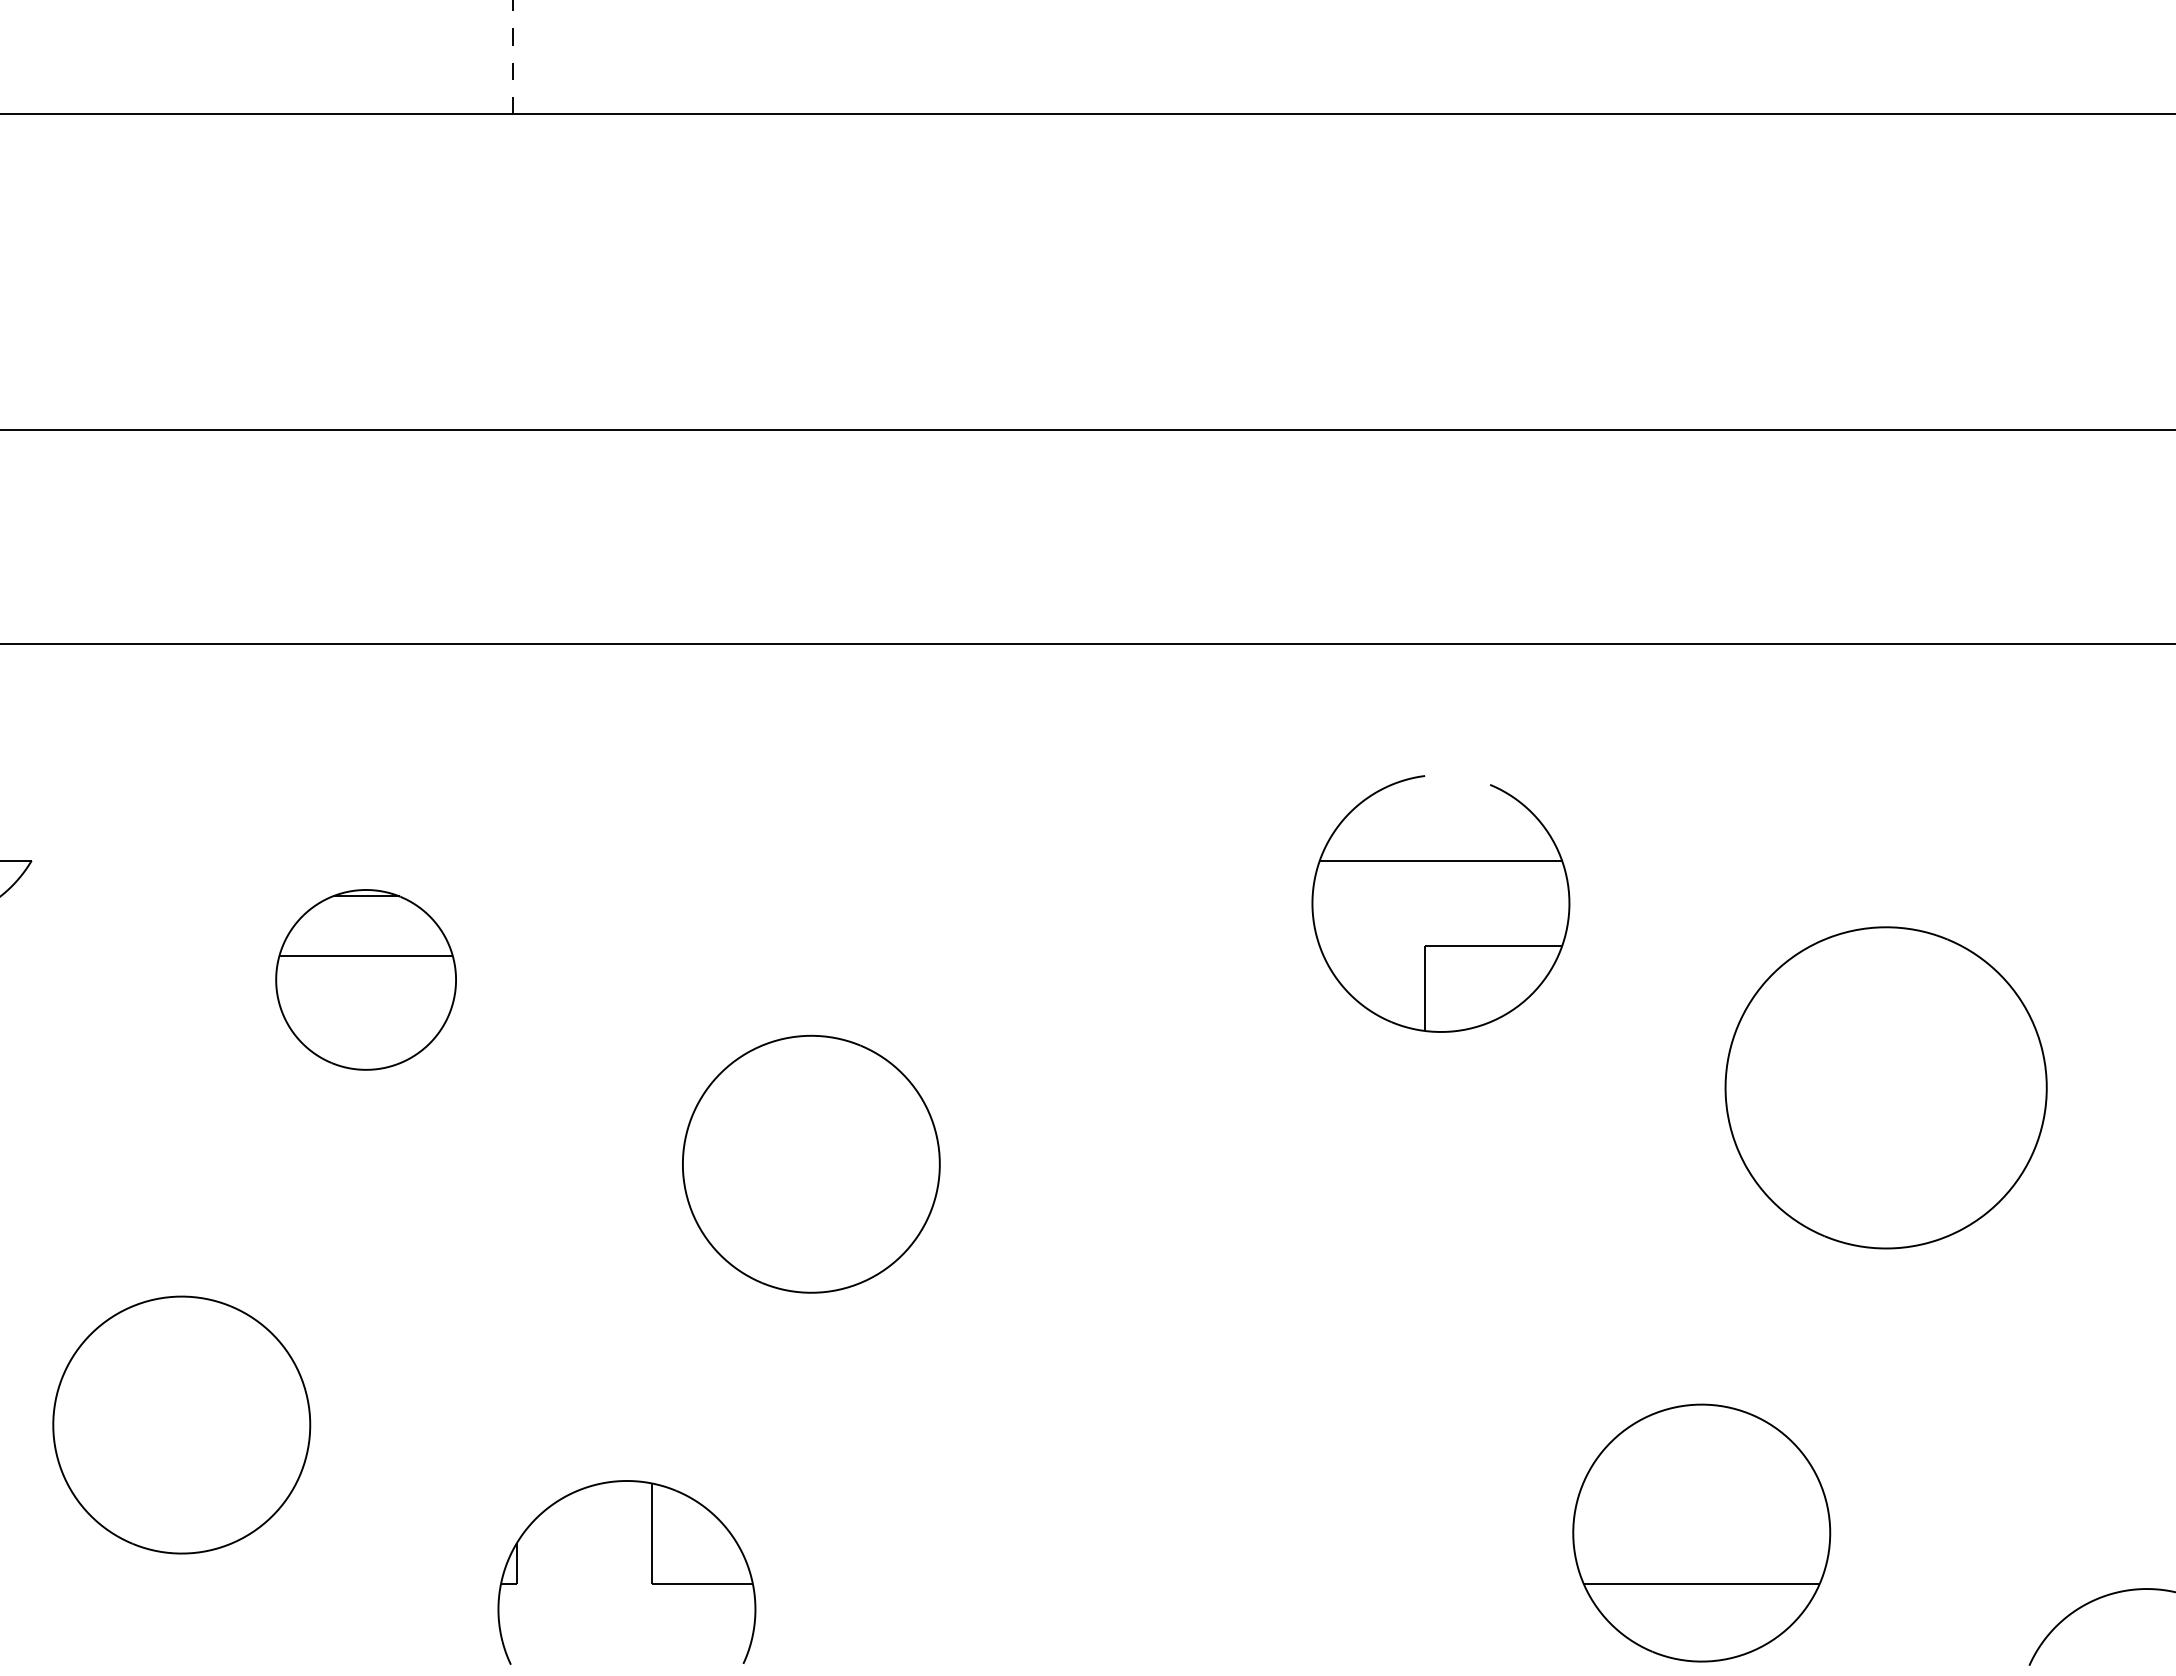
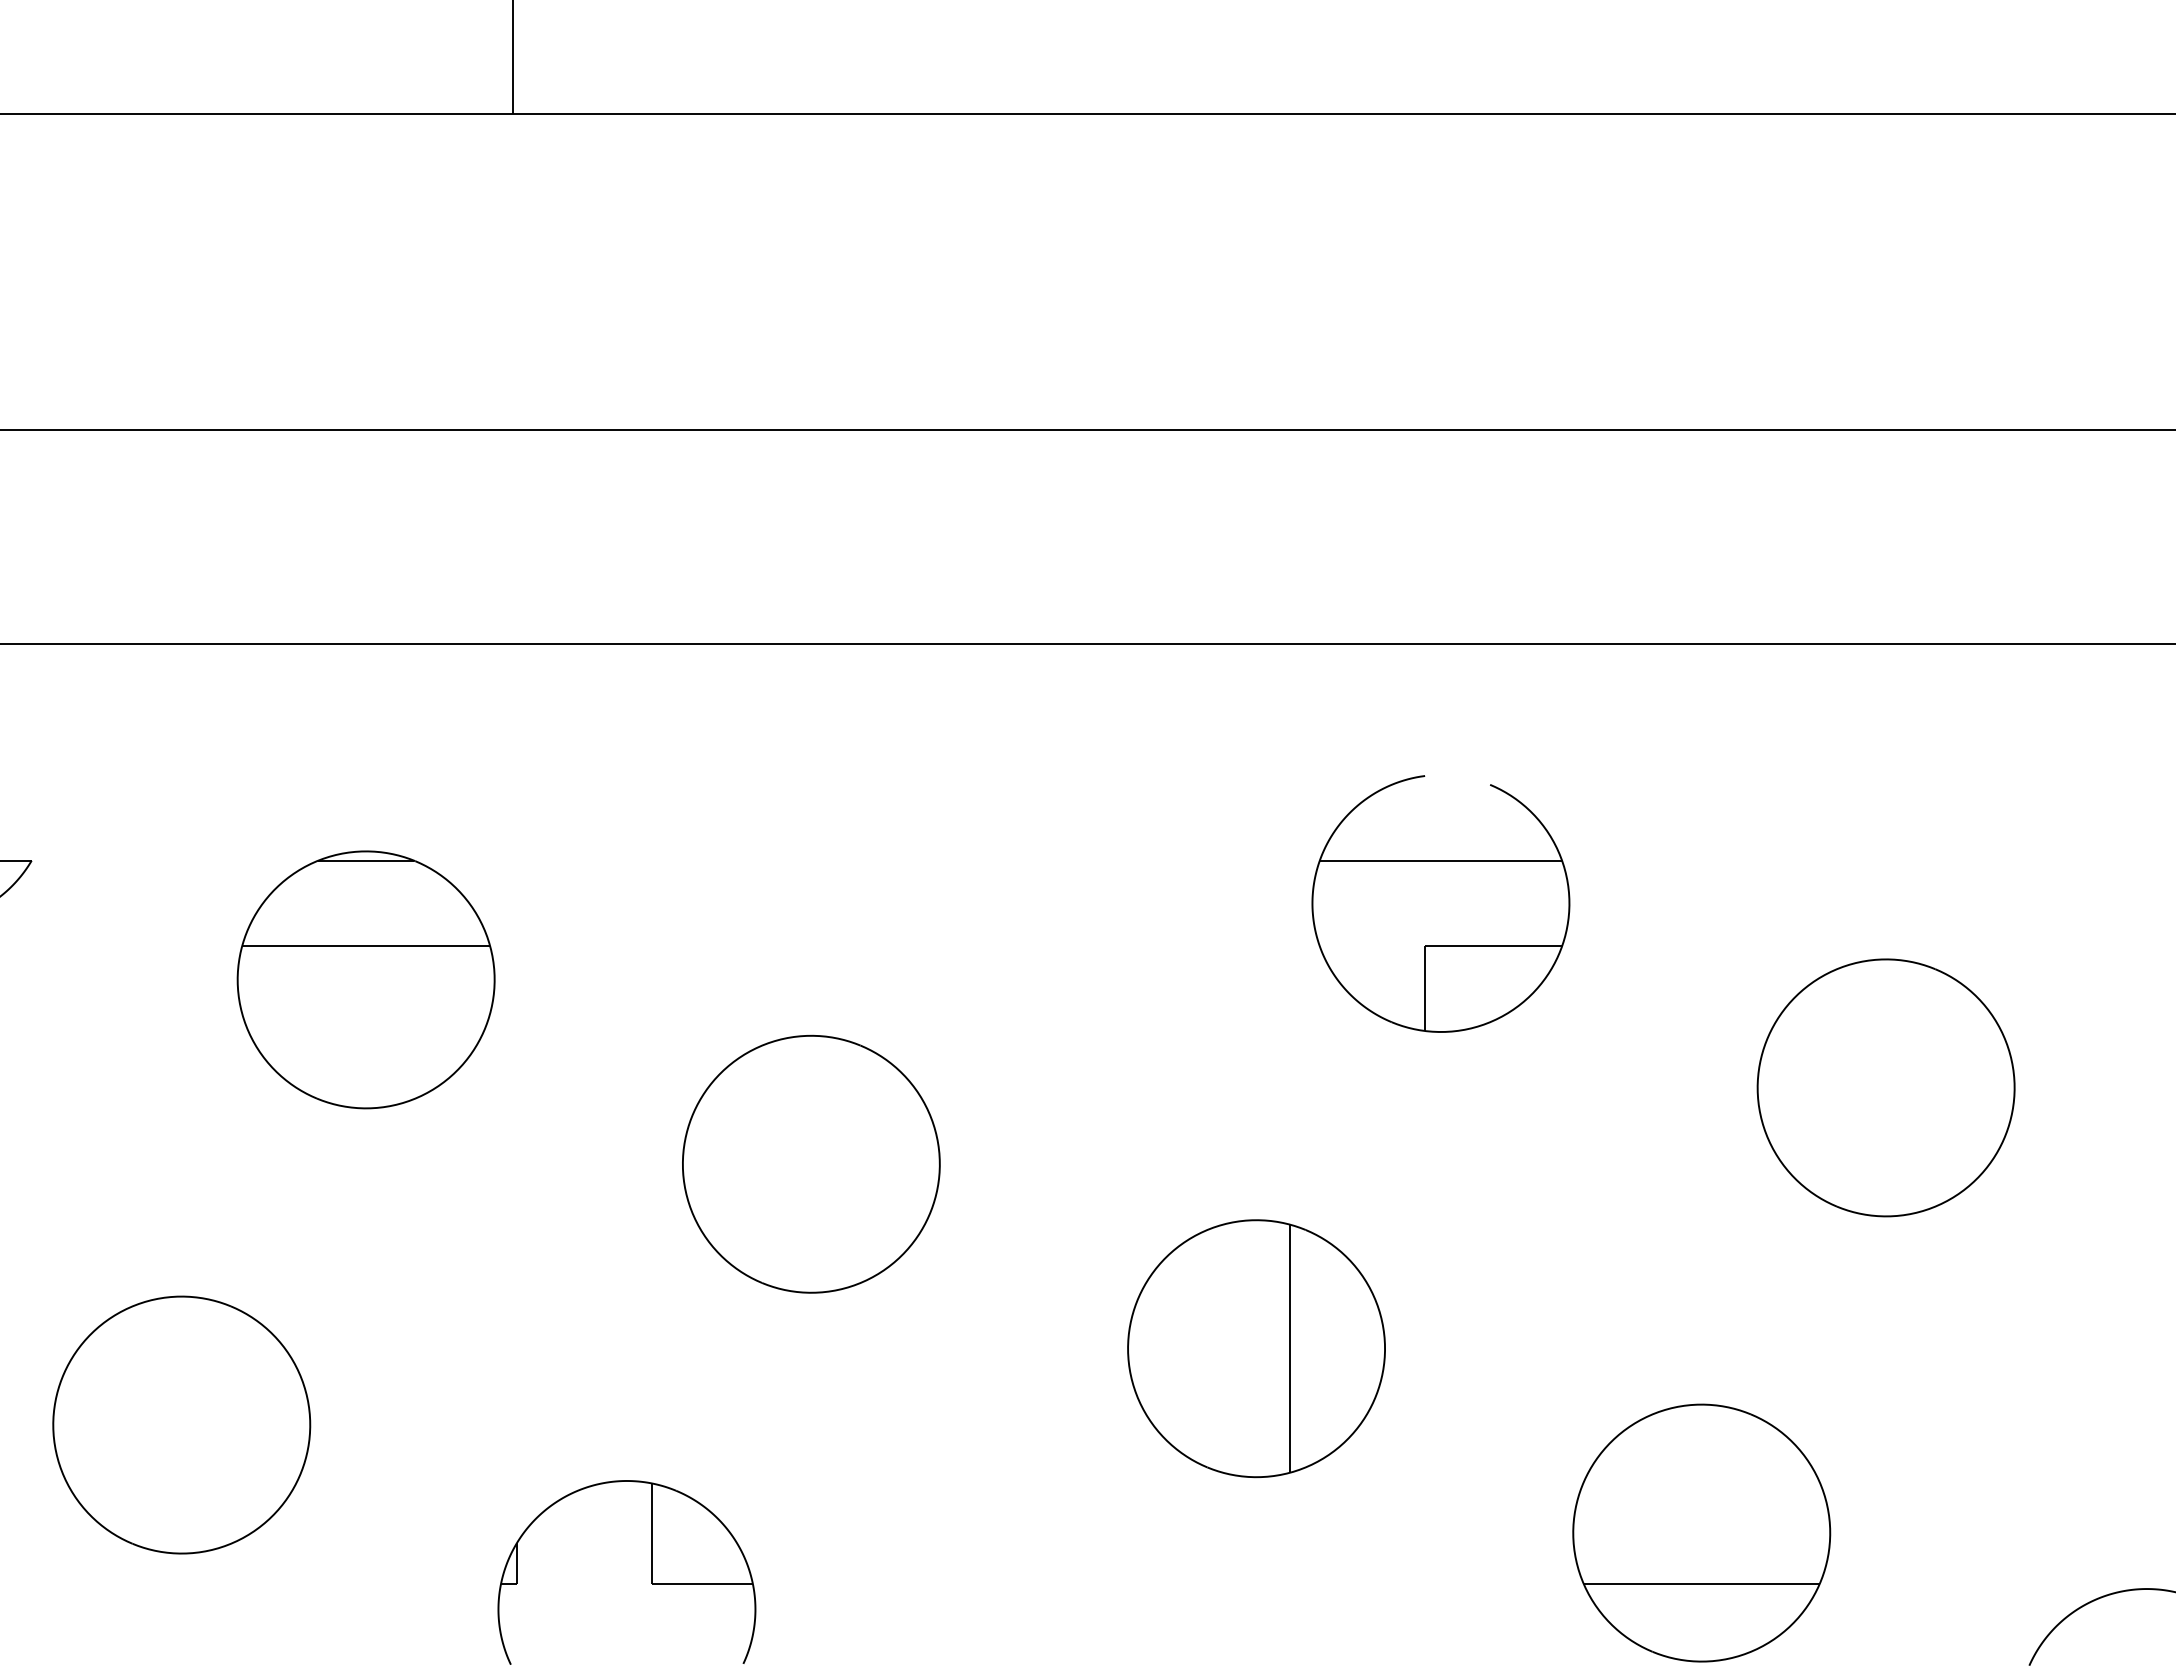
line: dashed -> solid (512, 57)
part size: 182x182 px -> 260x260 px (365, 979)
part size: 324x324 px -> 260x260 px (1885, 1087)
part: none -> present (1256, 1348)
